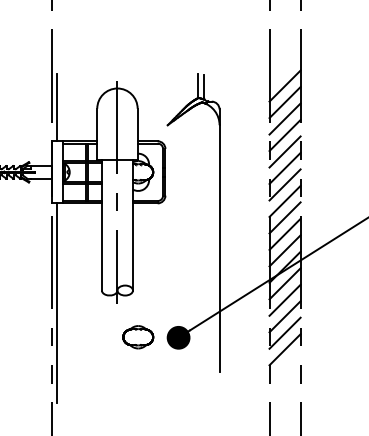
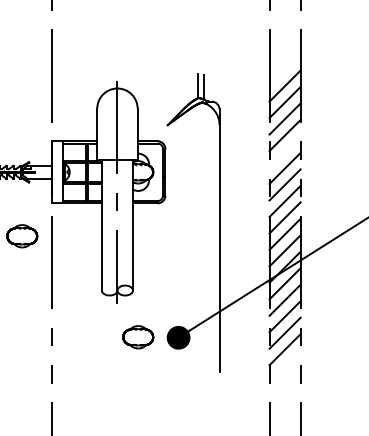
line: present -> none (56, 107)
line: present -> none (284, 151)
part: none -> present (22, 236)
line: present -> none (56, 303)
